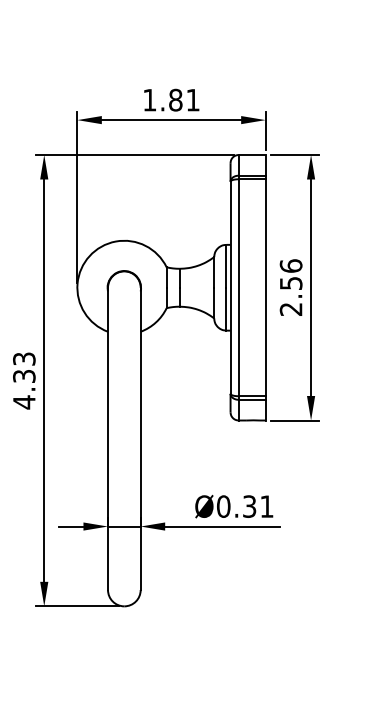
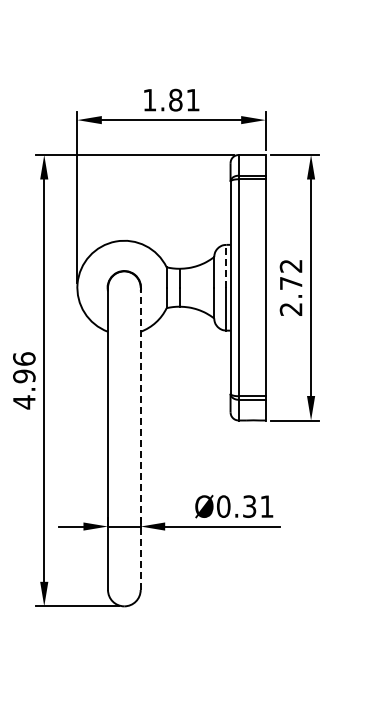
line: solid -> dashed (226, 265)
text: 2.56 -> 2.72 (290, 274)
text: 4.33 -> 4.96 (24, 367)
line: solid -> dashed (140, 438)
